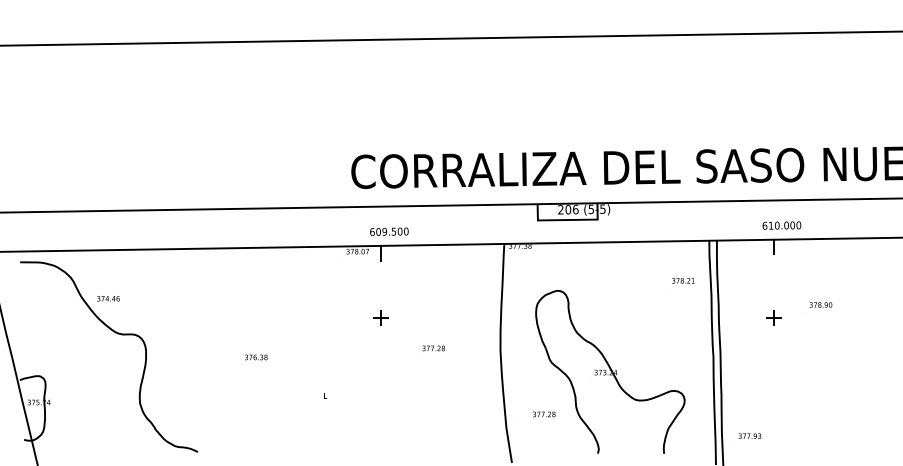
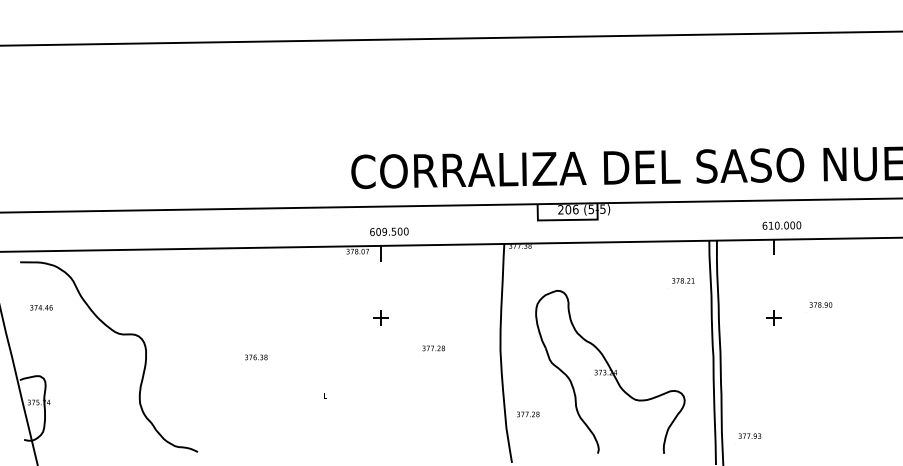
text position: (108, 298) -> (41, 307) (41, 307)
text position: (544, 414) -> (528, 414) (528, 414)
